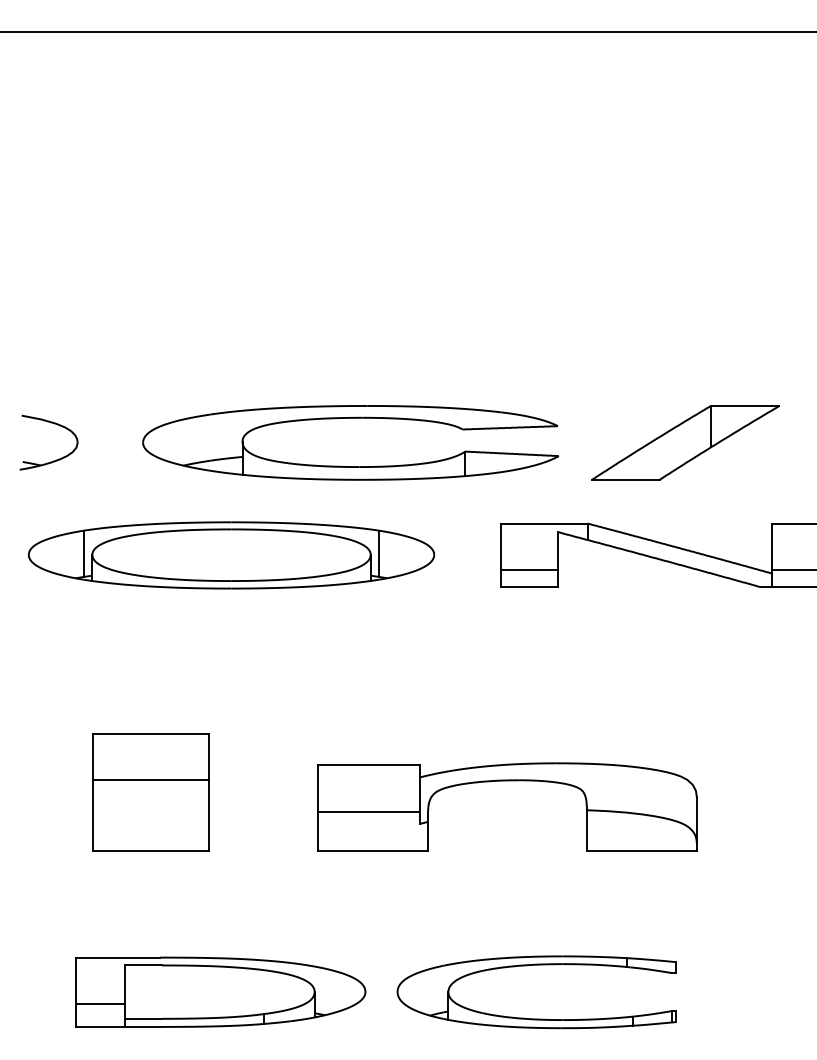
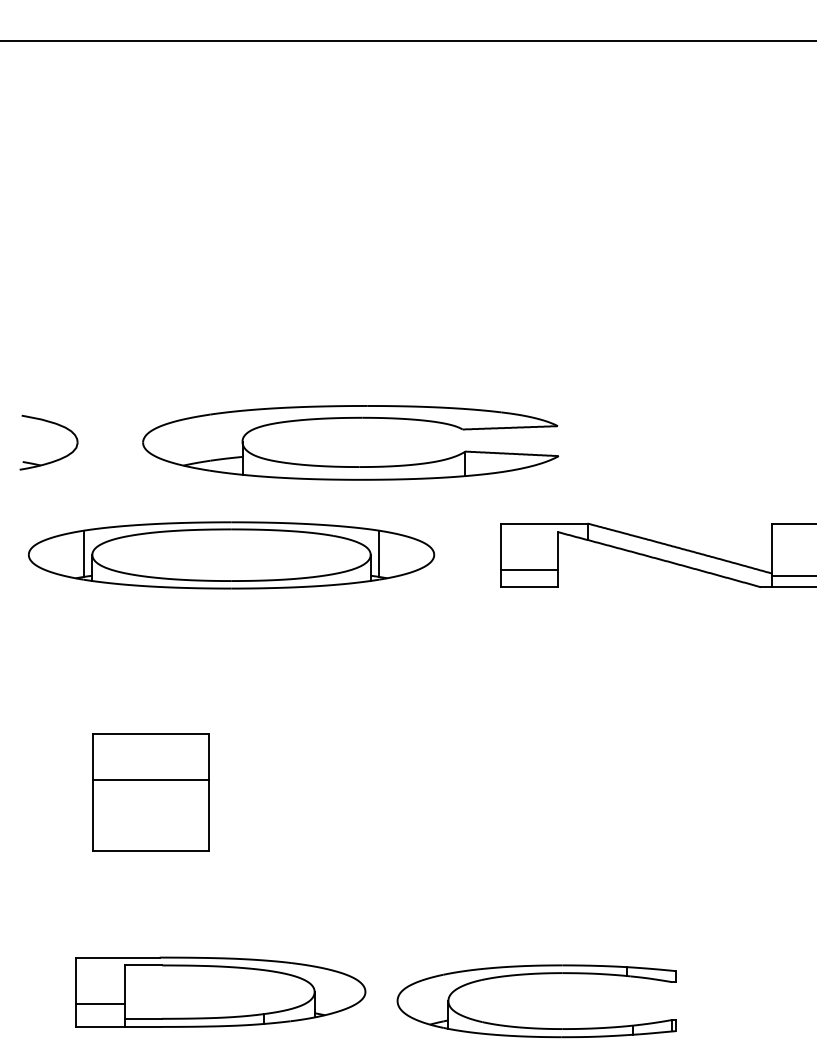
line position: (407, 31) -> (407, 40) (407, 40)
part: present -> none (685, 442)
line position: (792, 569) -> (792, 575) (792, 575)
part: present -> none (507, 781)
part position: (536, 1018) -> (536, 1027) (536, 1027)
